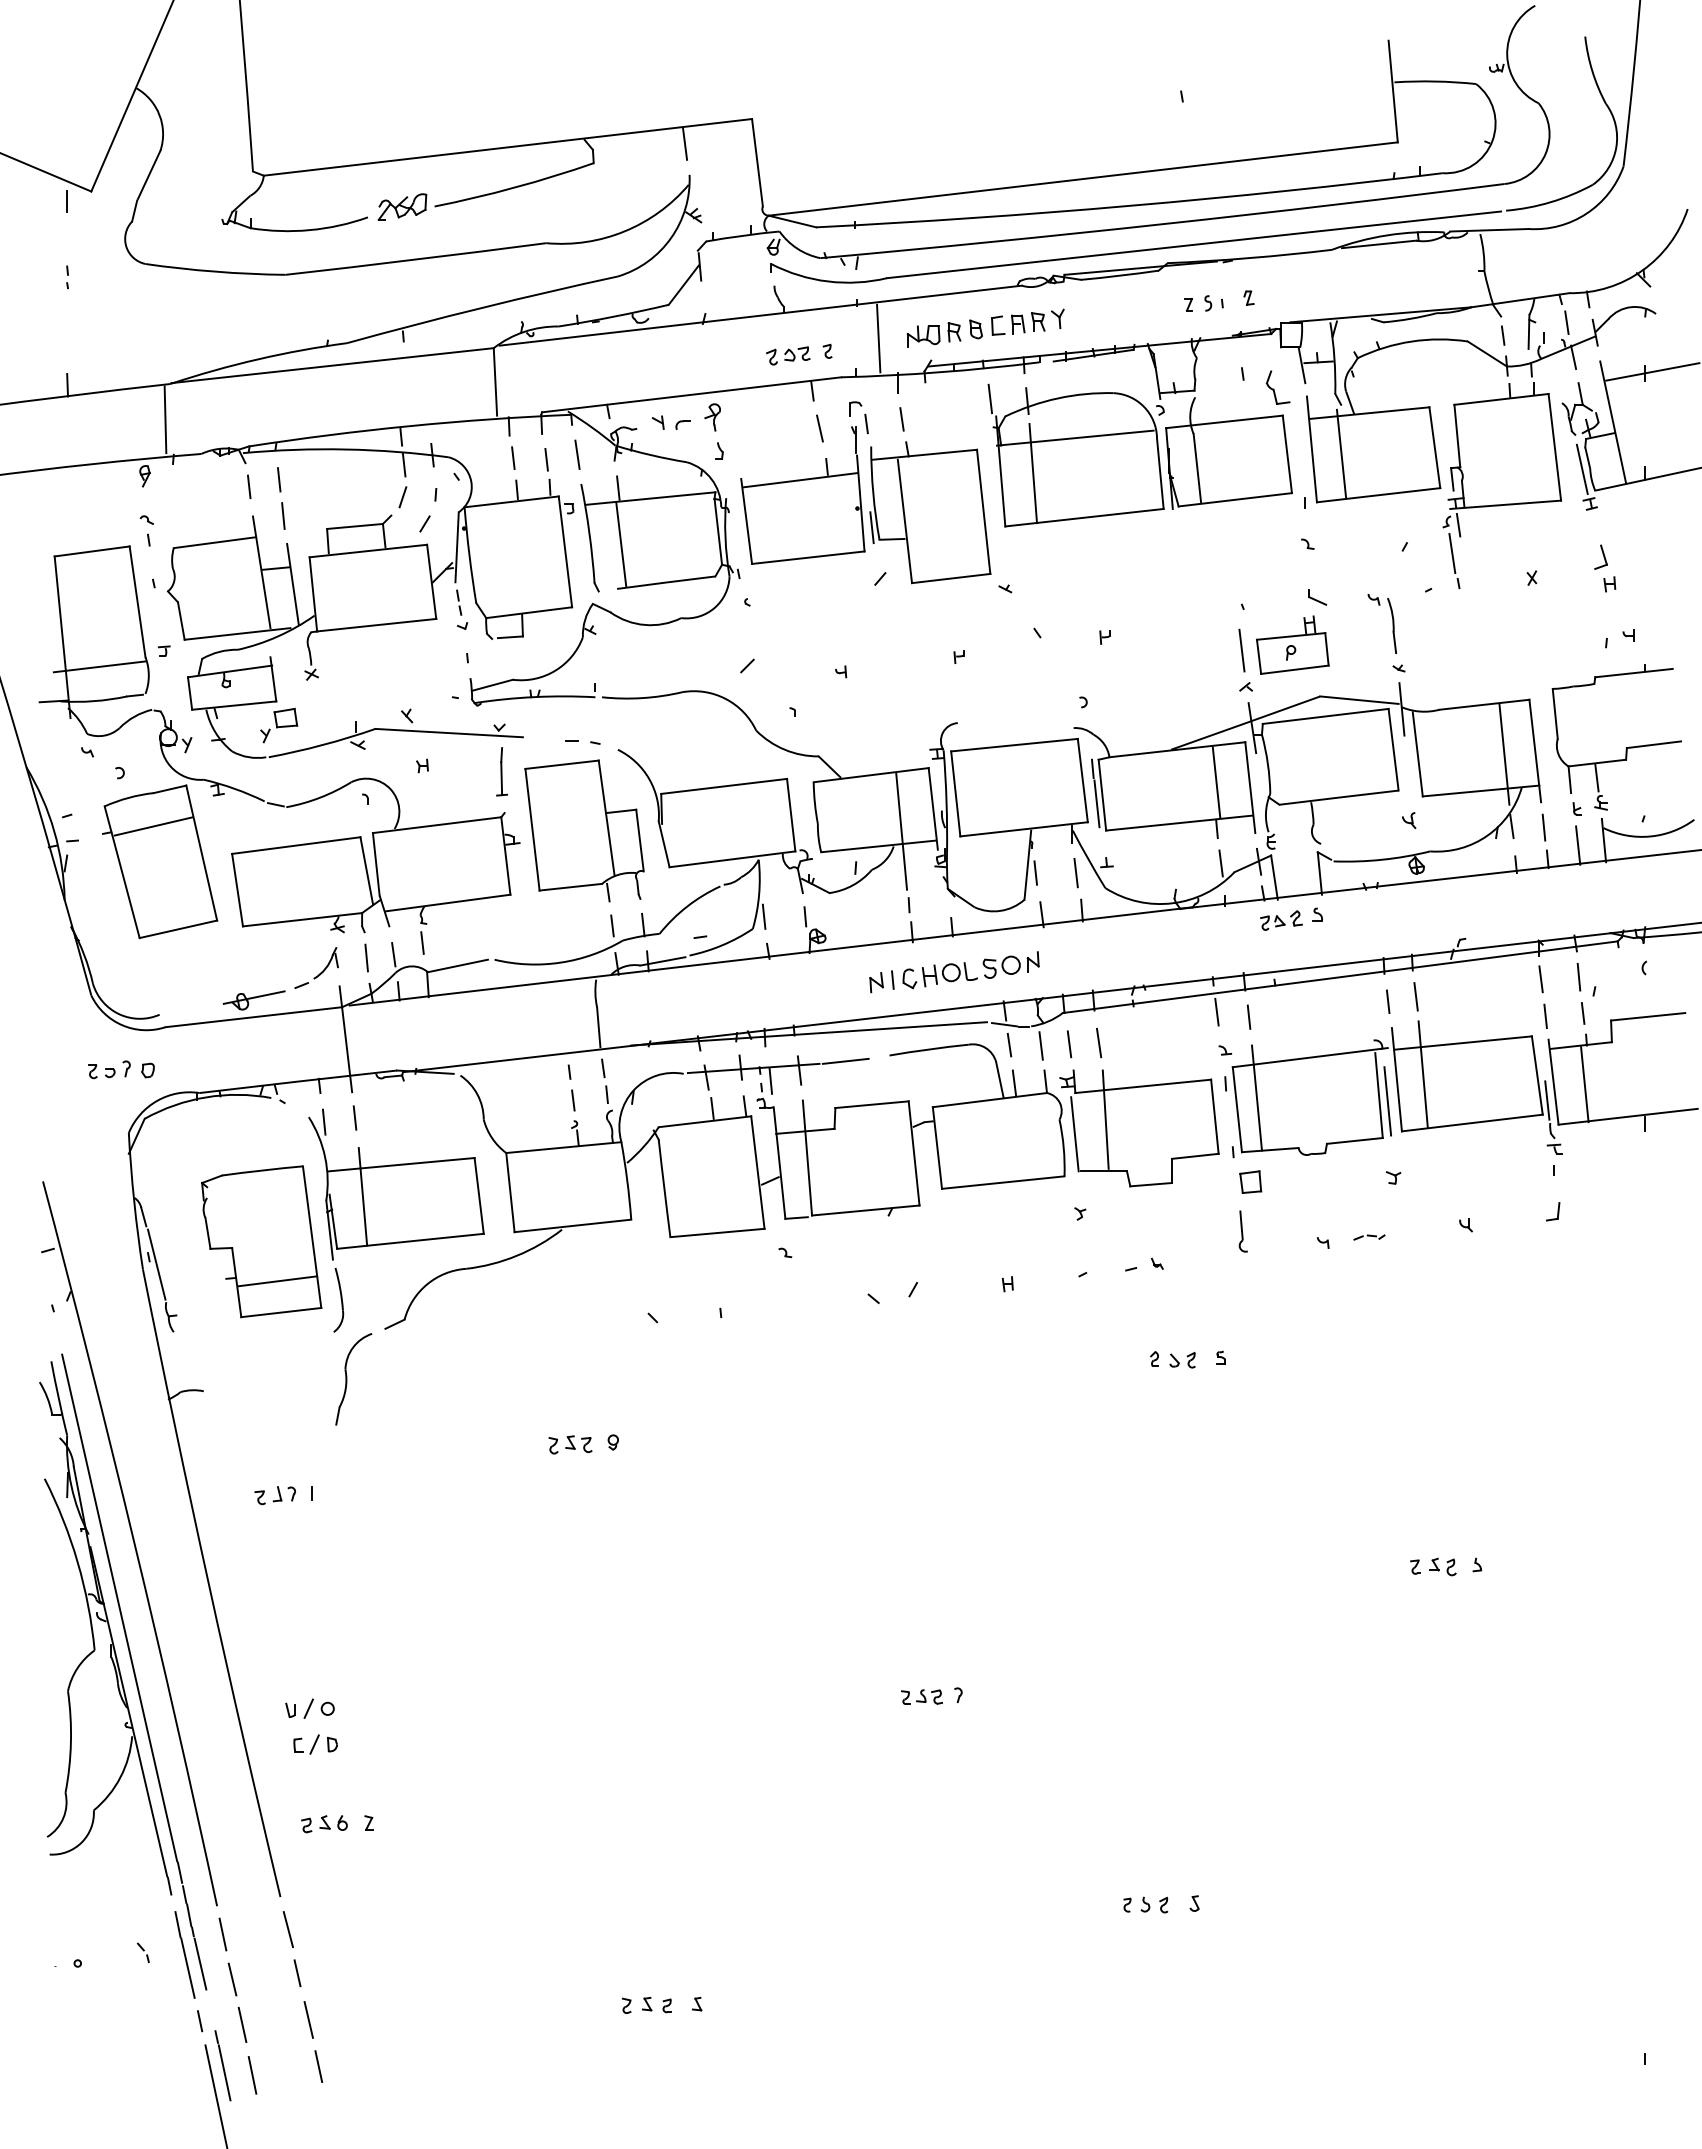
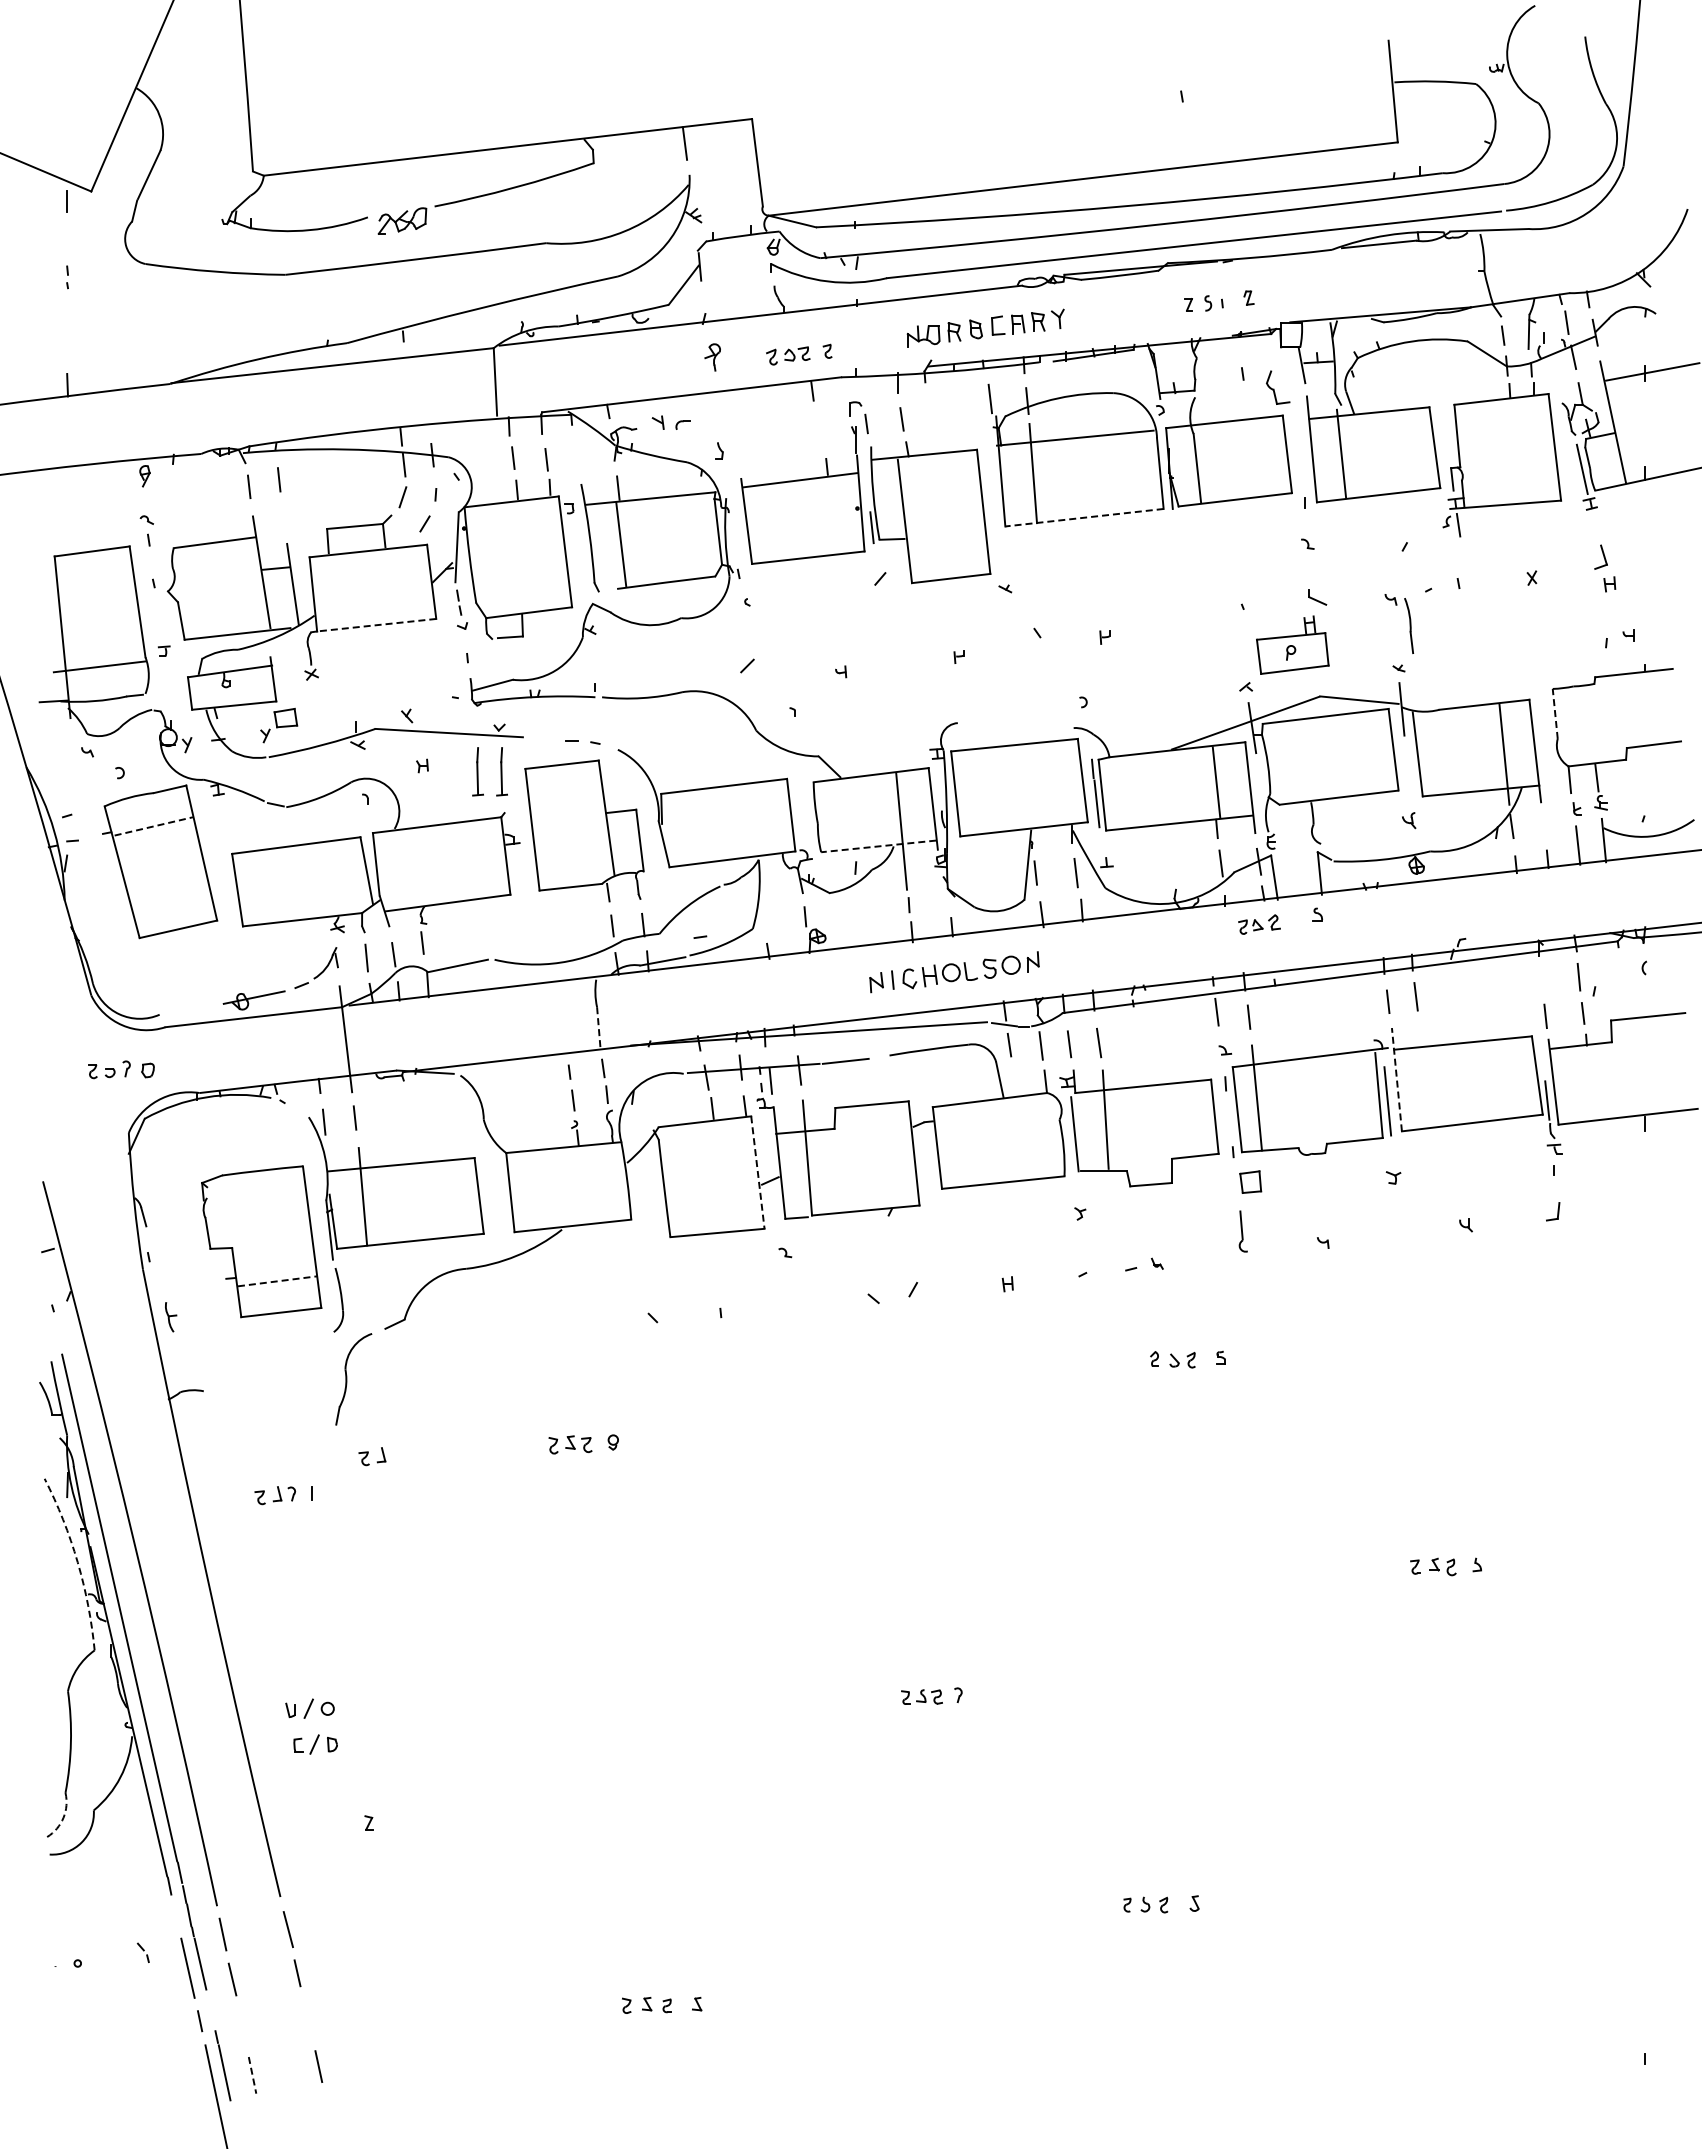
part position: (402, 206) -> (402, 220) (402, 220)
line: present -> none (878, 338)
part position: (712, 417) -> (712, 357) (712, 357)
line: present -> none (165, 419)
line: present -> none (819, 428)
line: present -> none (577, 454)
line: present -> none (283, 515)
line: solid -> dashed (1084, 517)
line: present -> none (1452, 553)
part position: (1392, 623) -> (1409, 623) (1409, 623)
line: solid -> dashed (376, 625)
line: present -> none (1241, 650)
line: solid -> dashed (1555, 713)
part: none -> present (477, 771)
line: solid -> dashed (154, 826)
line: present -> none (1543, 827)
line: solid -> dashed (878, 846)
line: present -> none (763, 916)
part position: (1281, 920) -> (1259, 924) (1259, 924)
line: present -> none (1540, 979)
line: solid -> dashed (598, 1027)
line: present -> none (1422, 1074)
line: solid -> dashed (1396, 1079)
line: present -> none (1014, 1083)
line: present -> none (1584, 1084)
line: solid -> dashed (757, 1172)
part: present -> none (1369, 1237)
line: present -> none (156, 1264)
line: solid -> dashed (277, 1281)
part: none -> present (372, 1456)
arc: solid -> dashed (77, 1562)
arc: solid -> dashed (63, 1817)
part: present -> none (324, 1824)
line: present -> none (177, 1924)
line: present -> none (308, 2019)
line: present -> none (242, 2024)
line: solid -> dashed (252, 2075)
